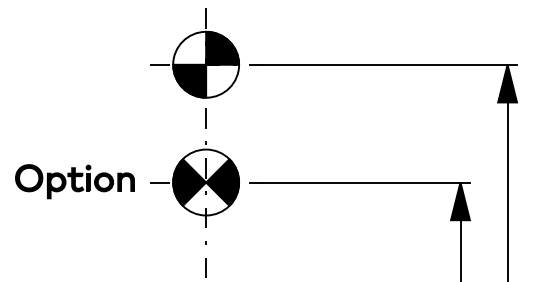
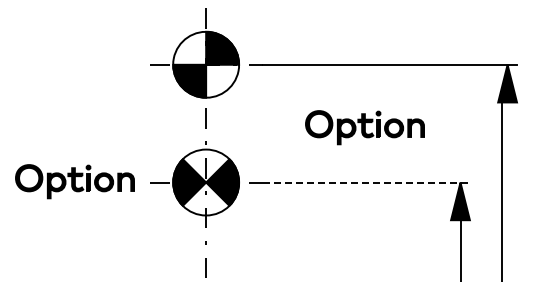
part: none -> present (364, 127)
line: solid -> dashed (366, 182)
line position: (507, 190) -> (501, 190) (501, 190)
